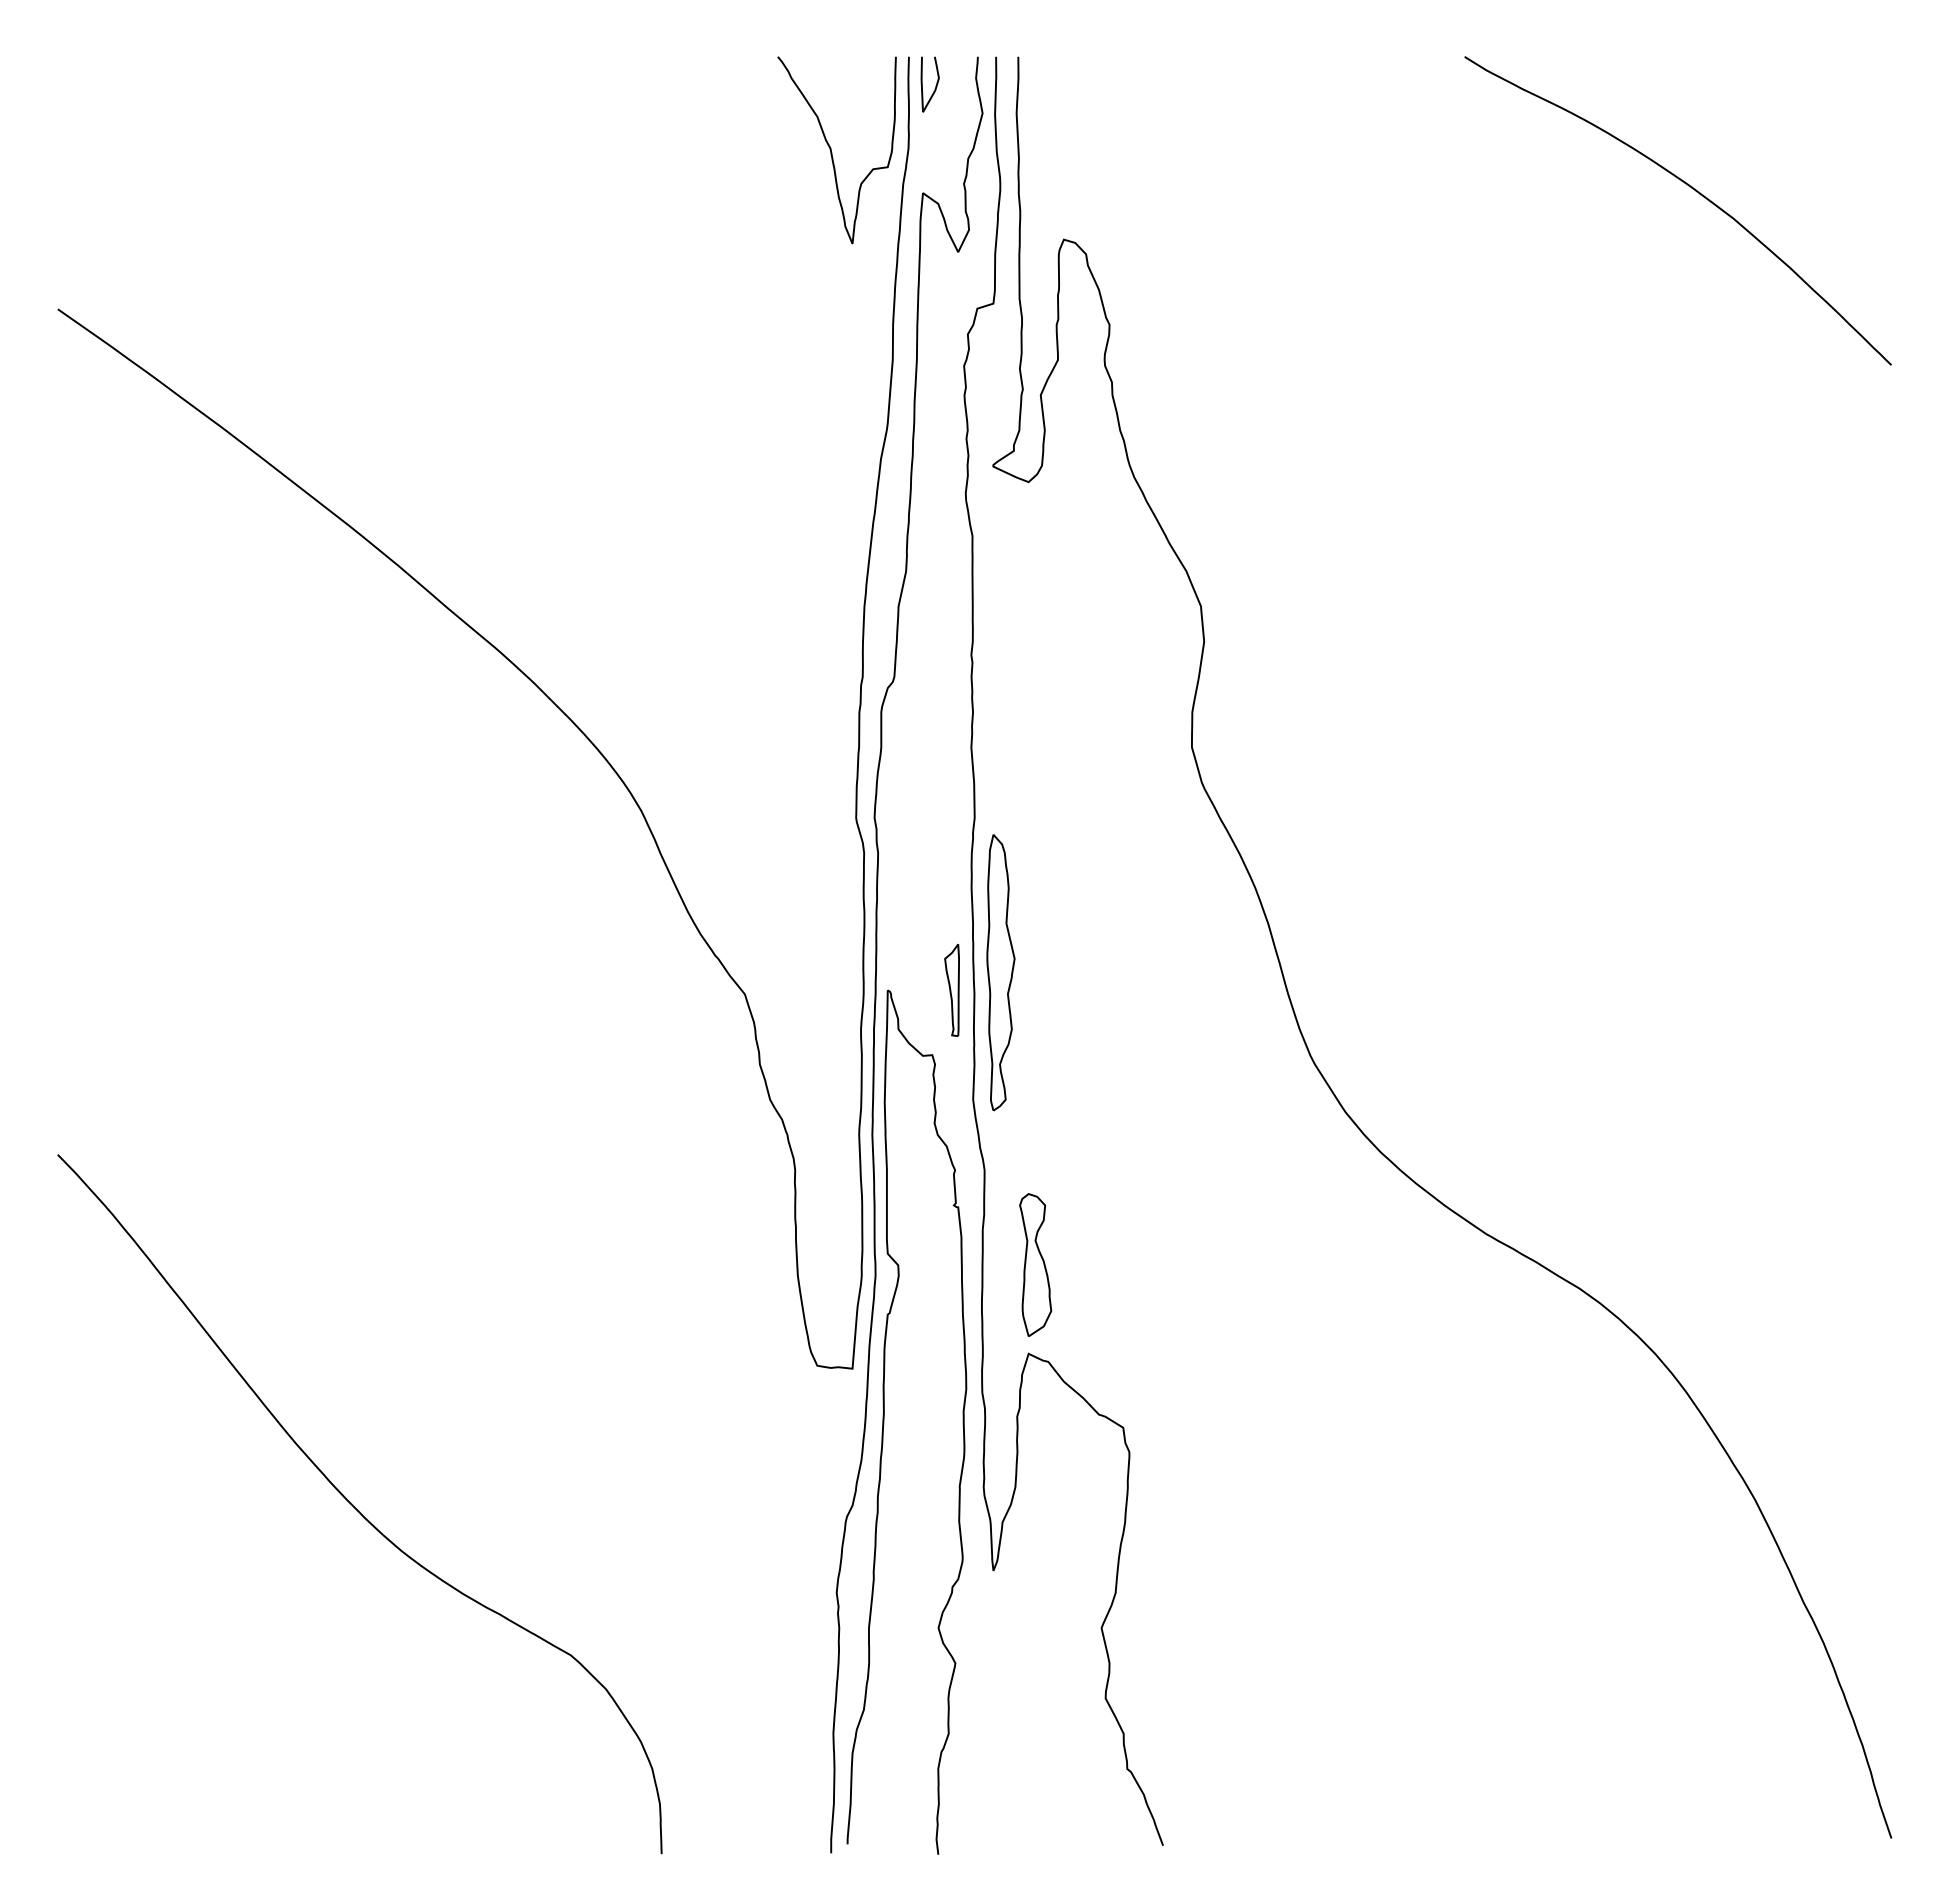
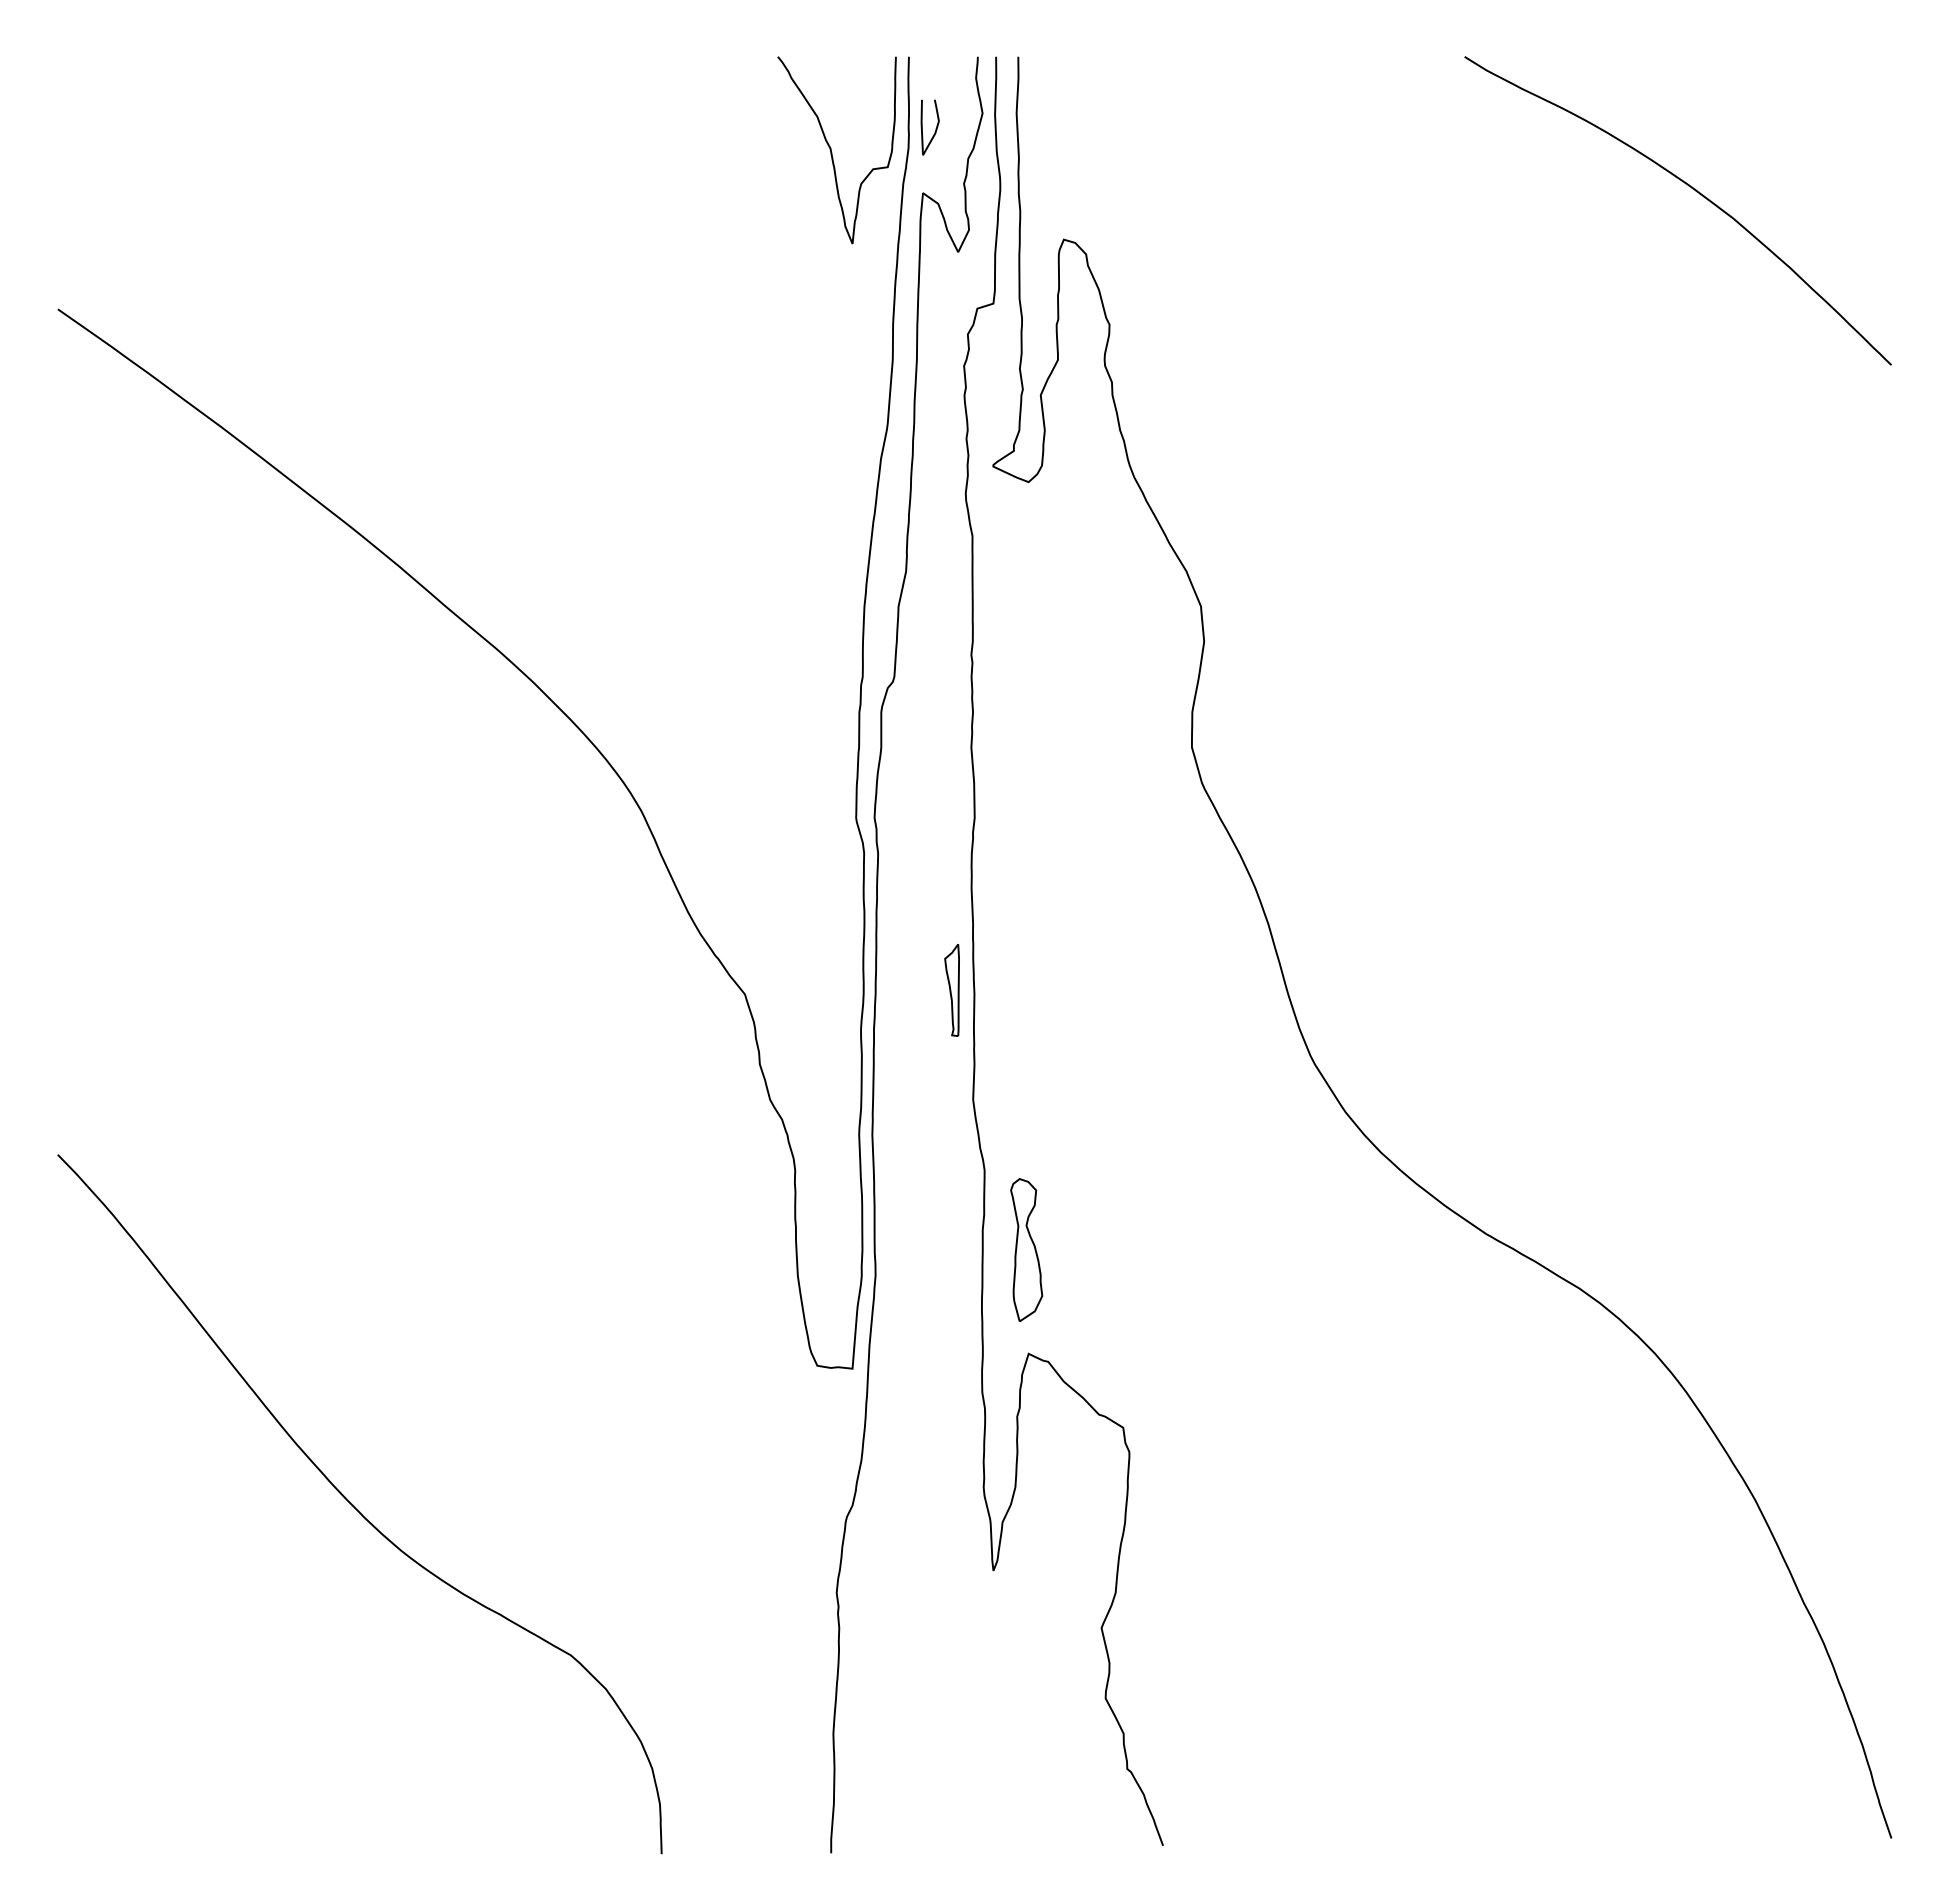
part position: (935, 85) -> (935, 128) (935, 128)
part: present -> none (1000, 972)
part position: (1035, 1264) -> (1026, 1249) (1026, 1249)
curve: present -> none (884, 1421)
